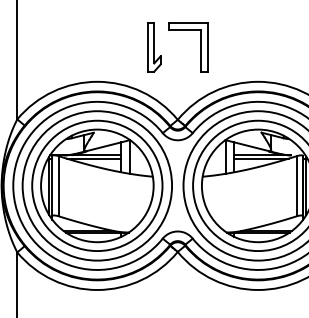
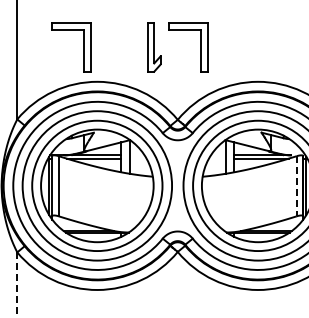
part: none -> present (83, 47)
line: solid -> dashed (296, 186)
line: solid -> dashed (17, 285)
